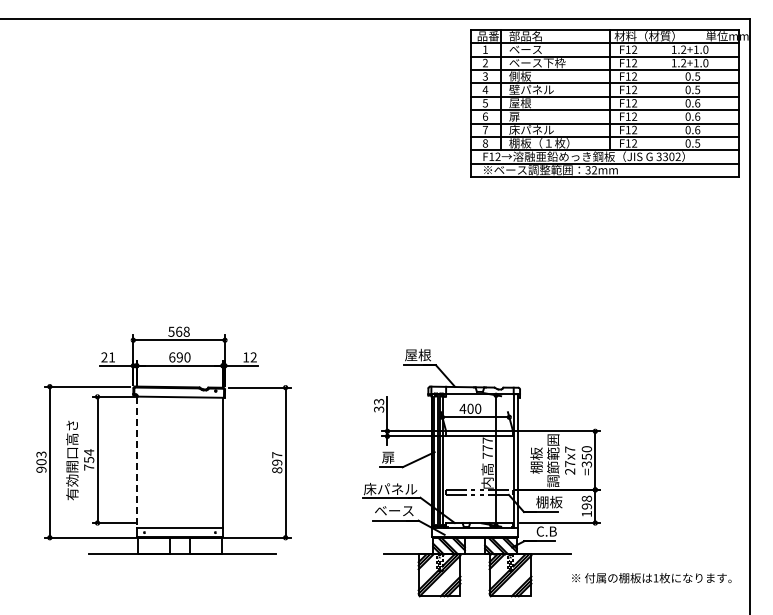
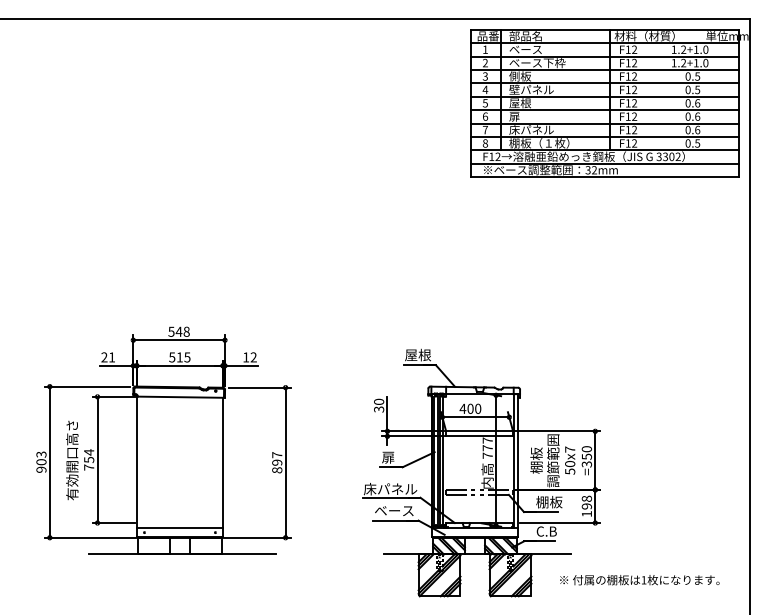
text: 568 -> 548 (178, 331)
text: 690 -> 515 (179, 357)
text: 33 -> 30 (379, 401)
line: dashed -> solid (136, 462)
text: 27x7 -> 50x7 (570, 467)
text position: (651, 578) -> (639, 580) (639, 580)
